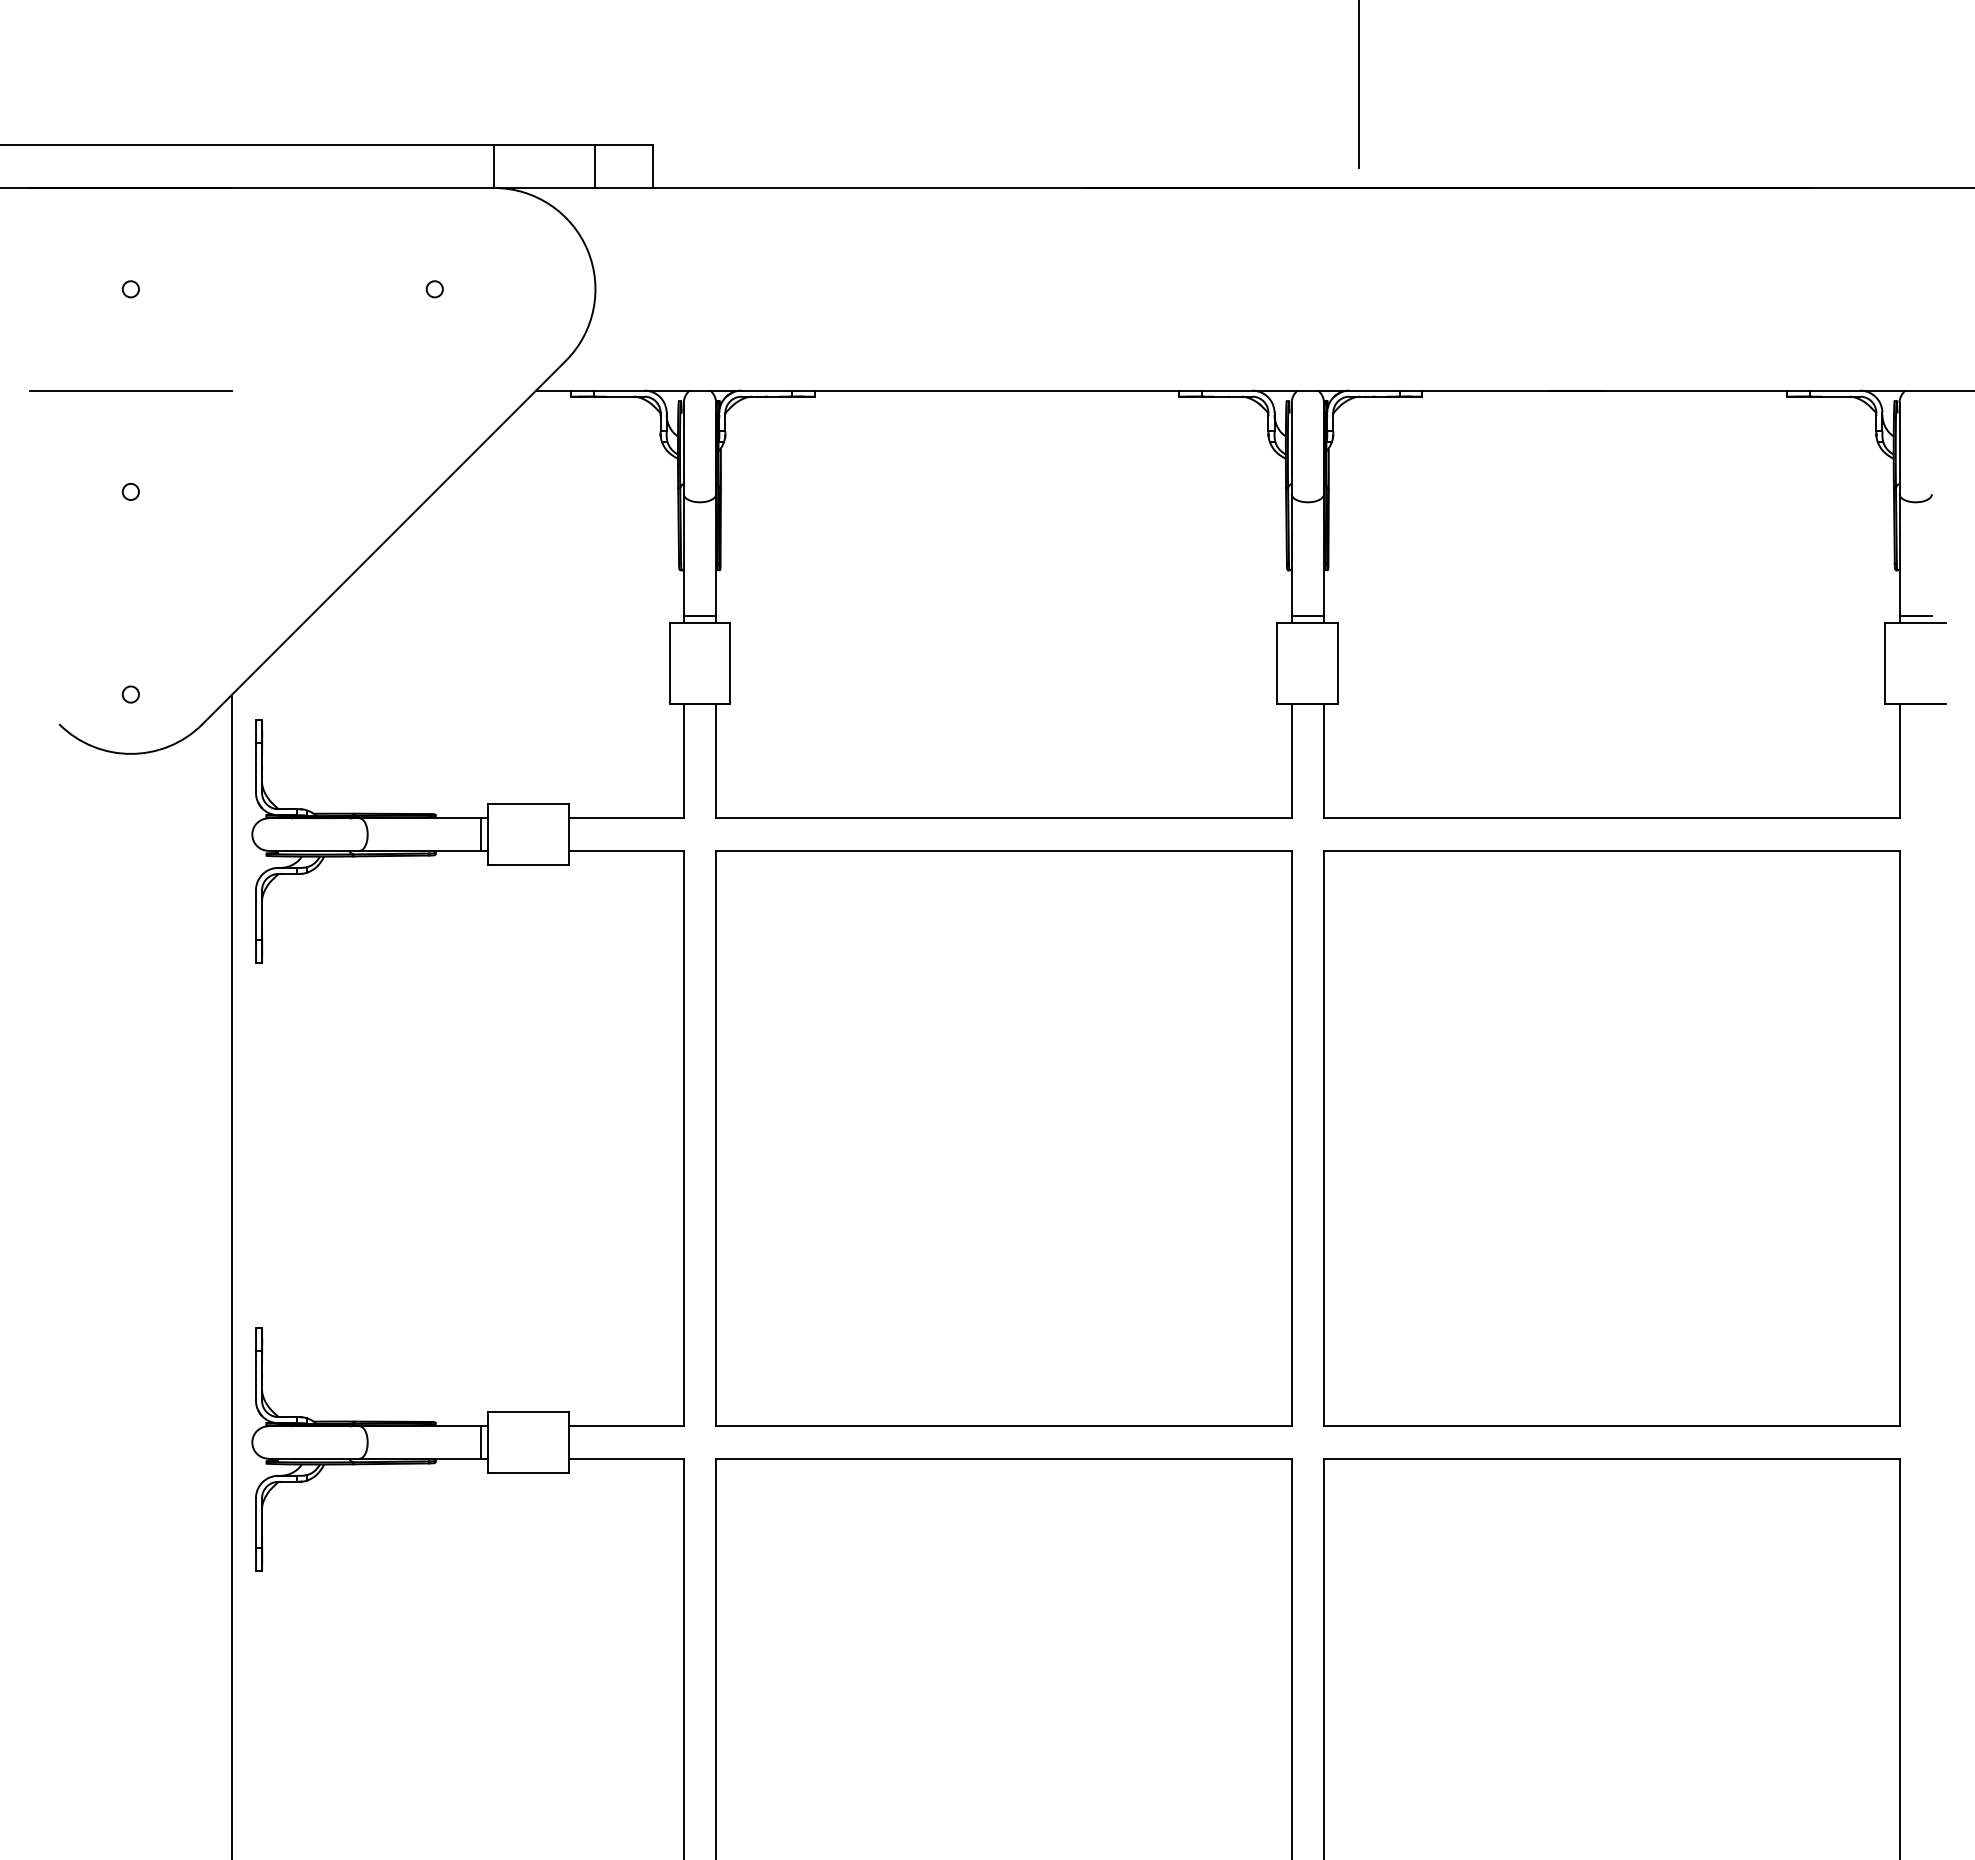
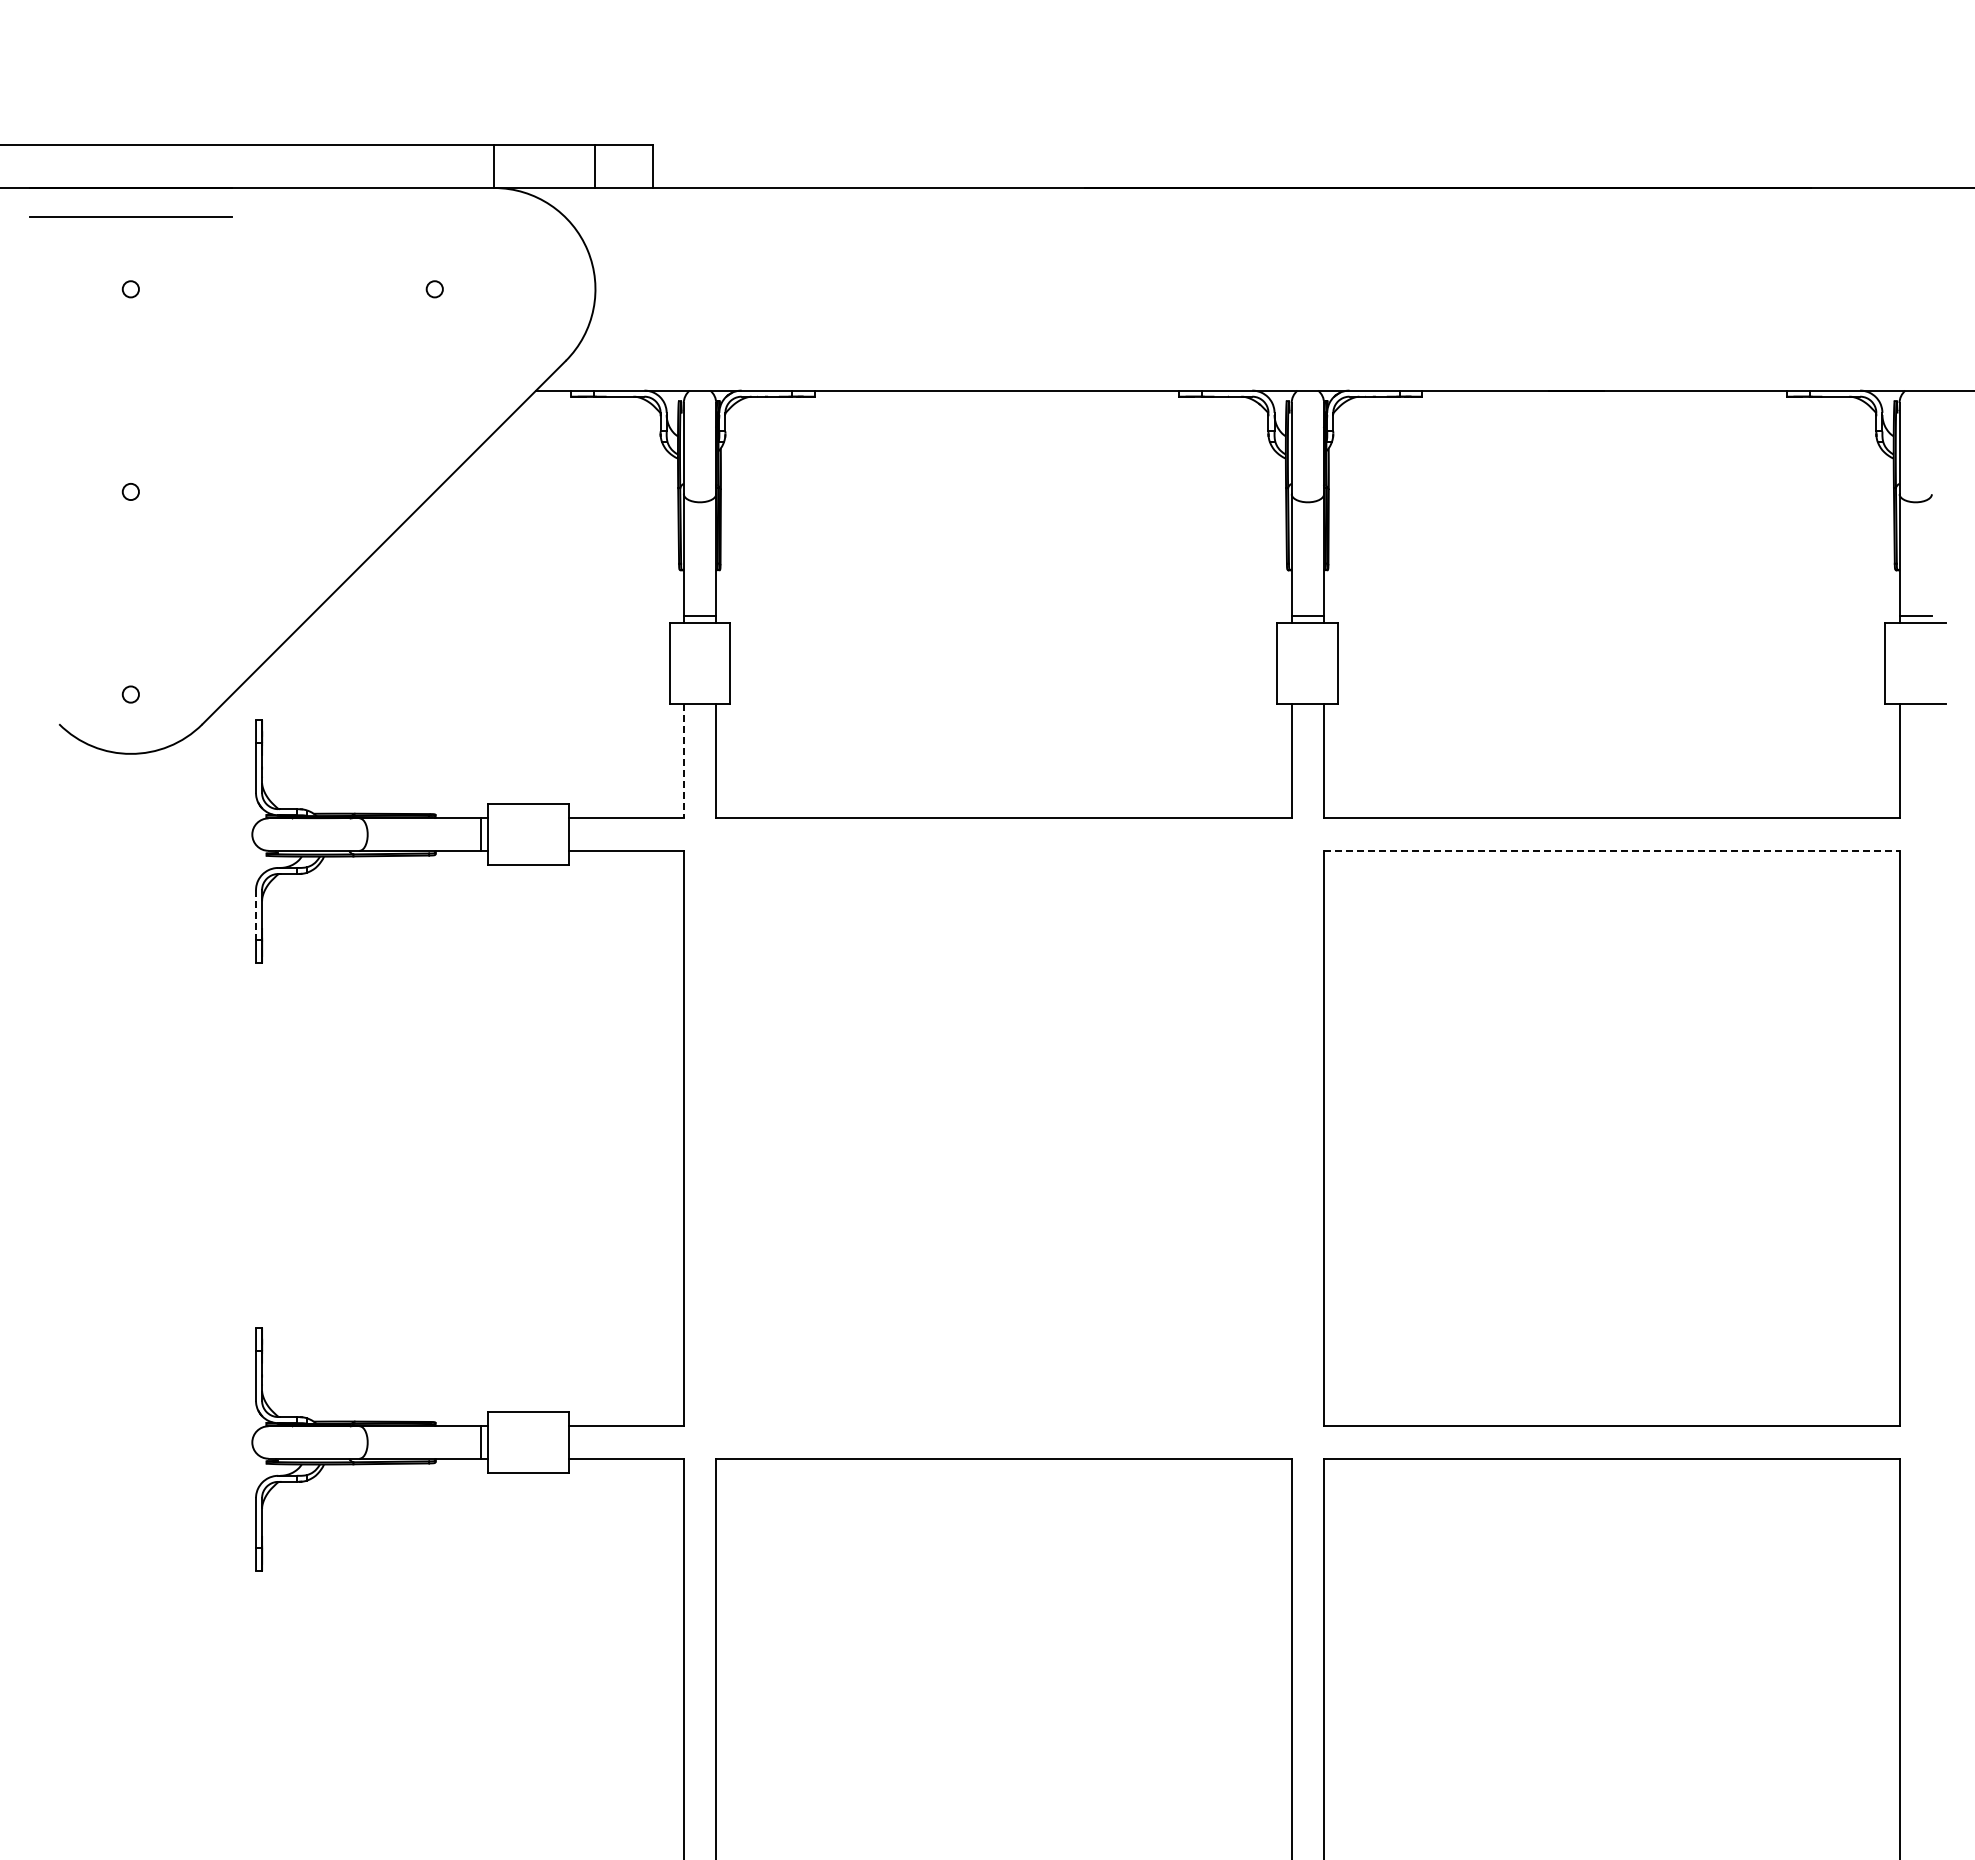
line: present -> none (1358, 84)
line position: (130, 390) -> (130, 216) (130, 216)
line: solid -> dashed (683, 761)
line: solid -> dashed (1611, 850)
line: solid -> dashed (256, 915)
part: present -> none (1003, 1138)
line: present -> none (232, 1275)
